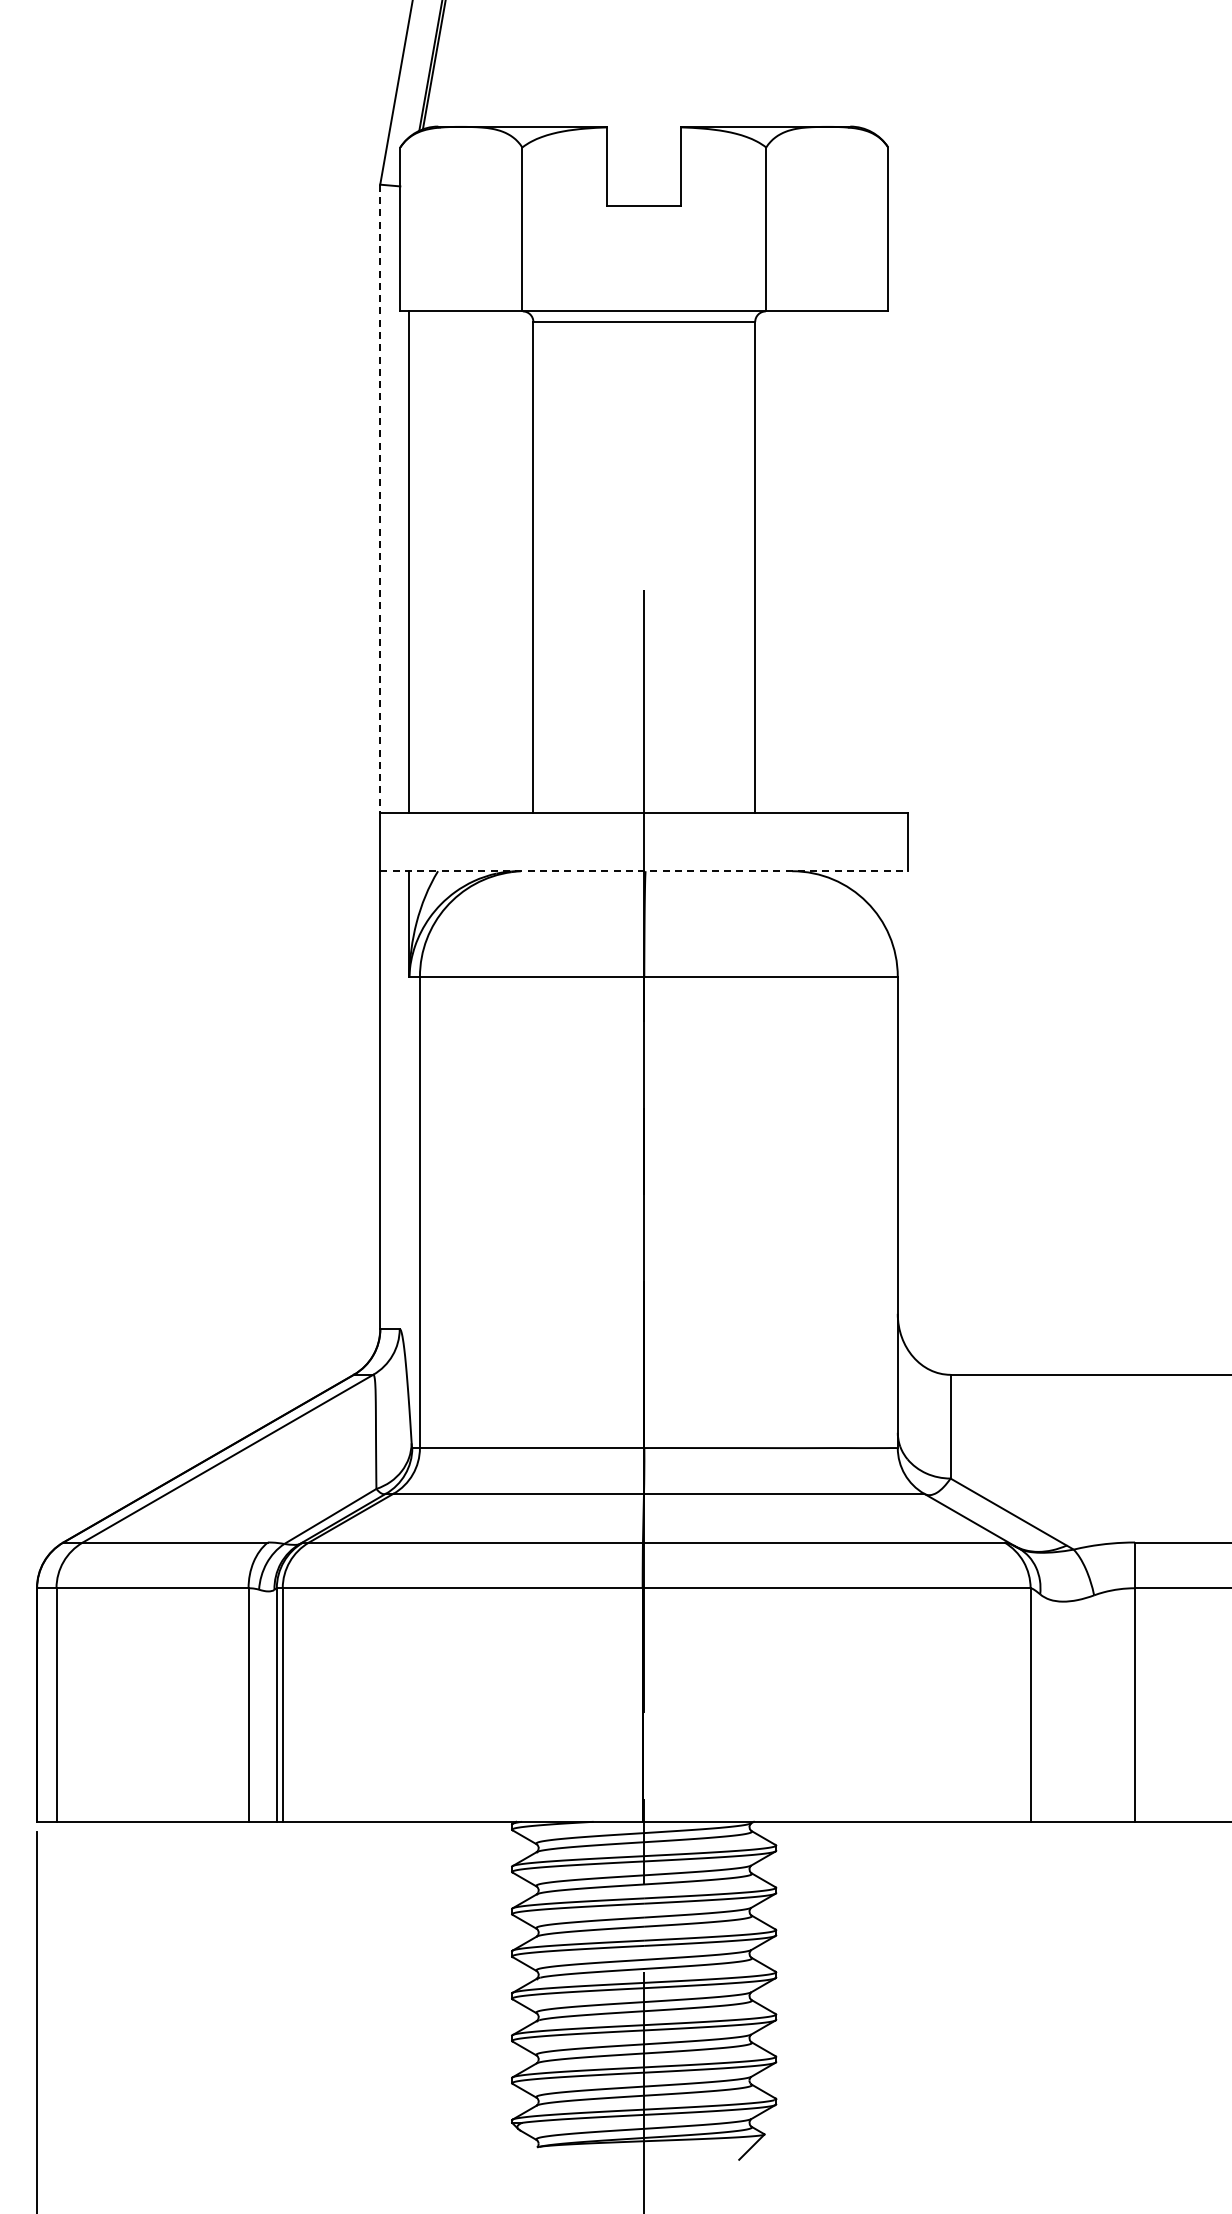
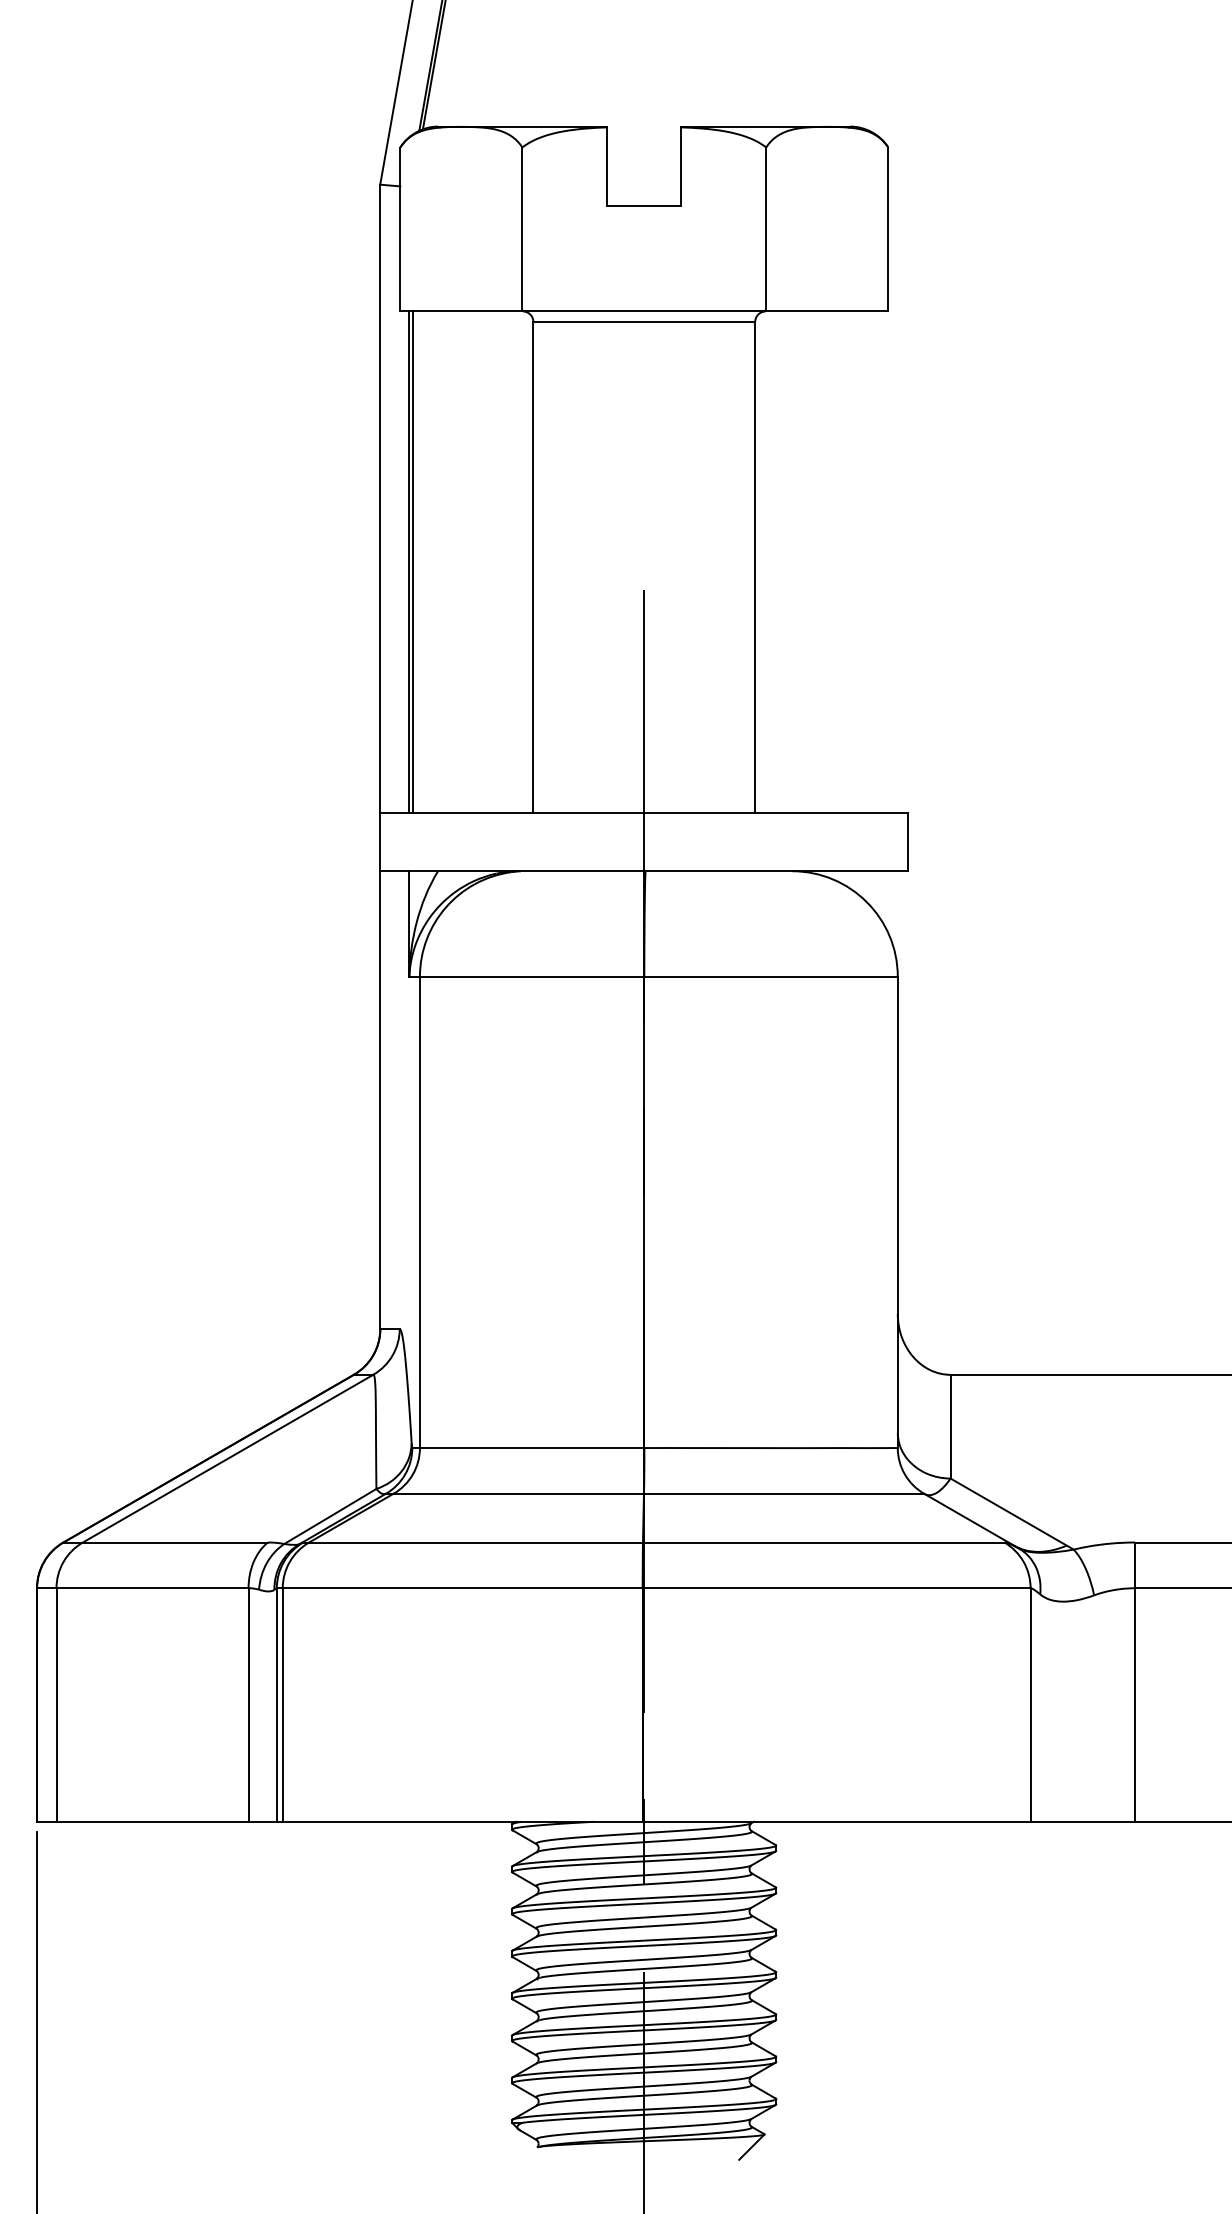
line: dashed -> solid (380, 499)
line: none -> present (412, 562)
line: dashed -> solid (644, 871)
